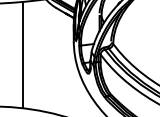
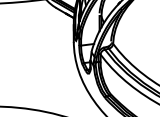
line: present -> none (22, 55)
